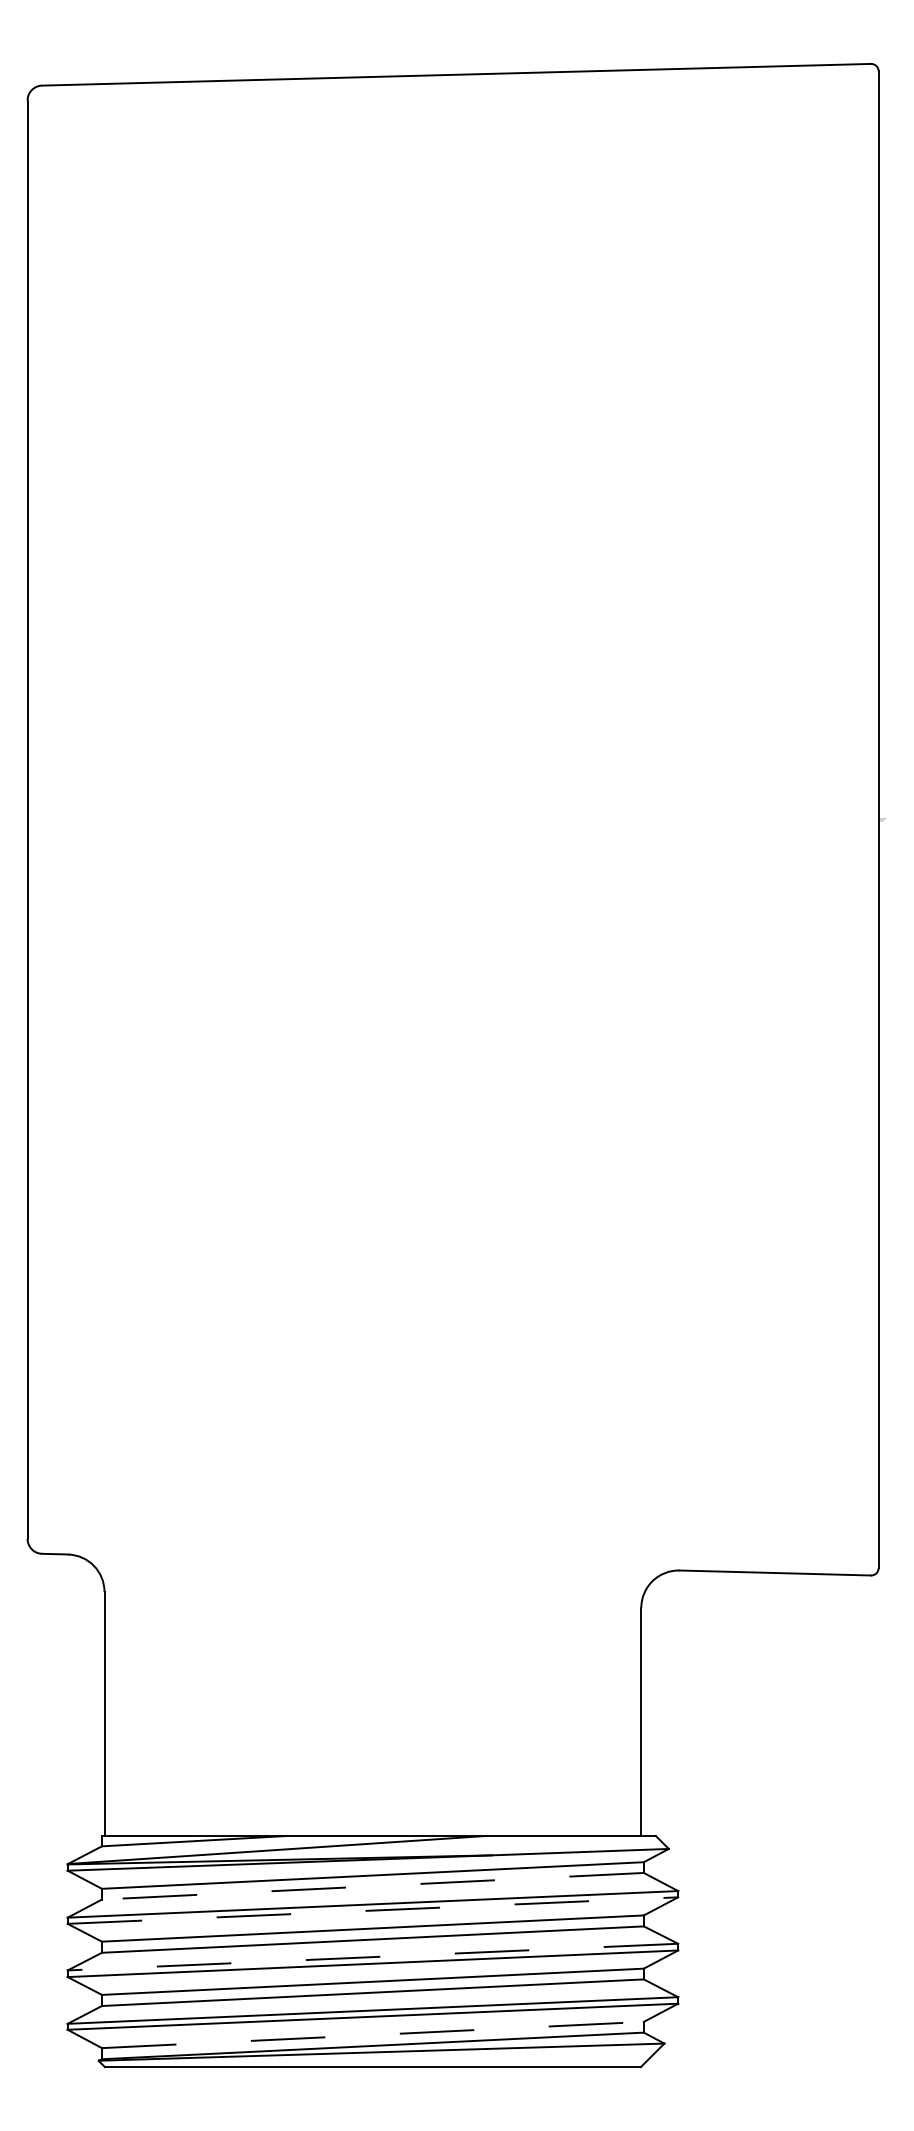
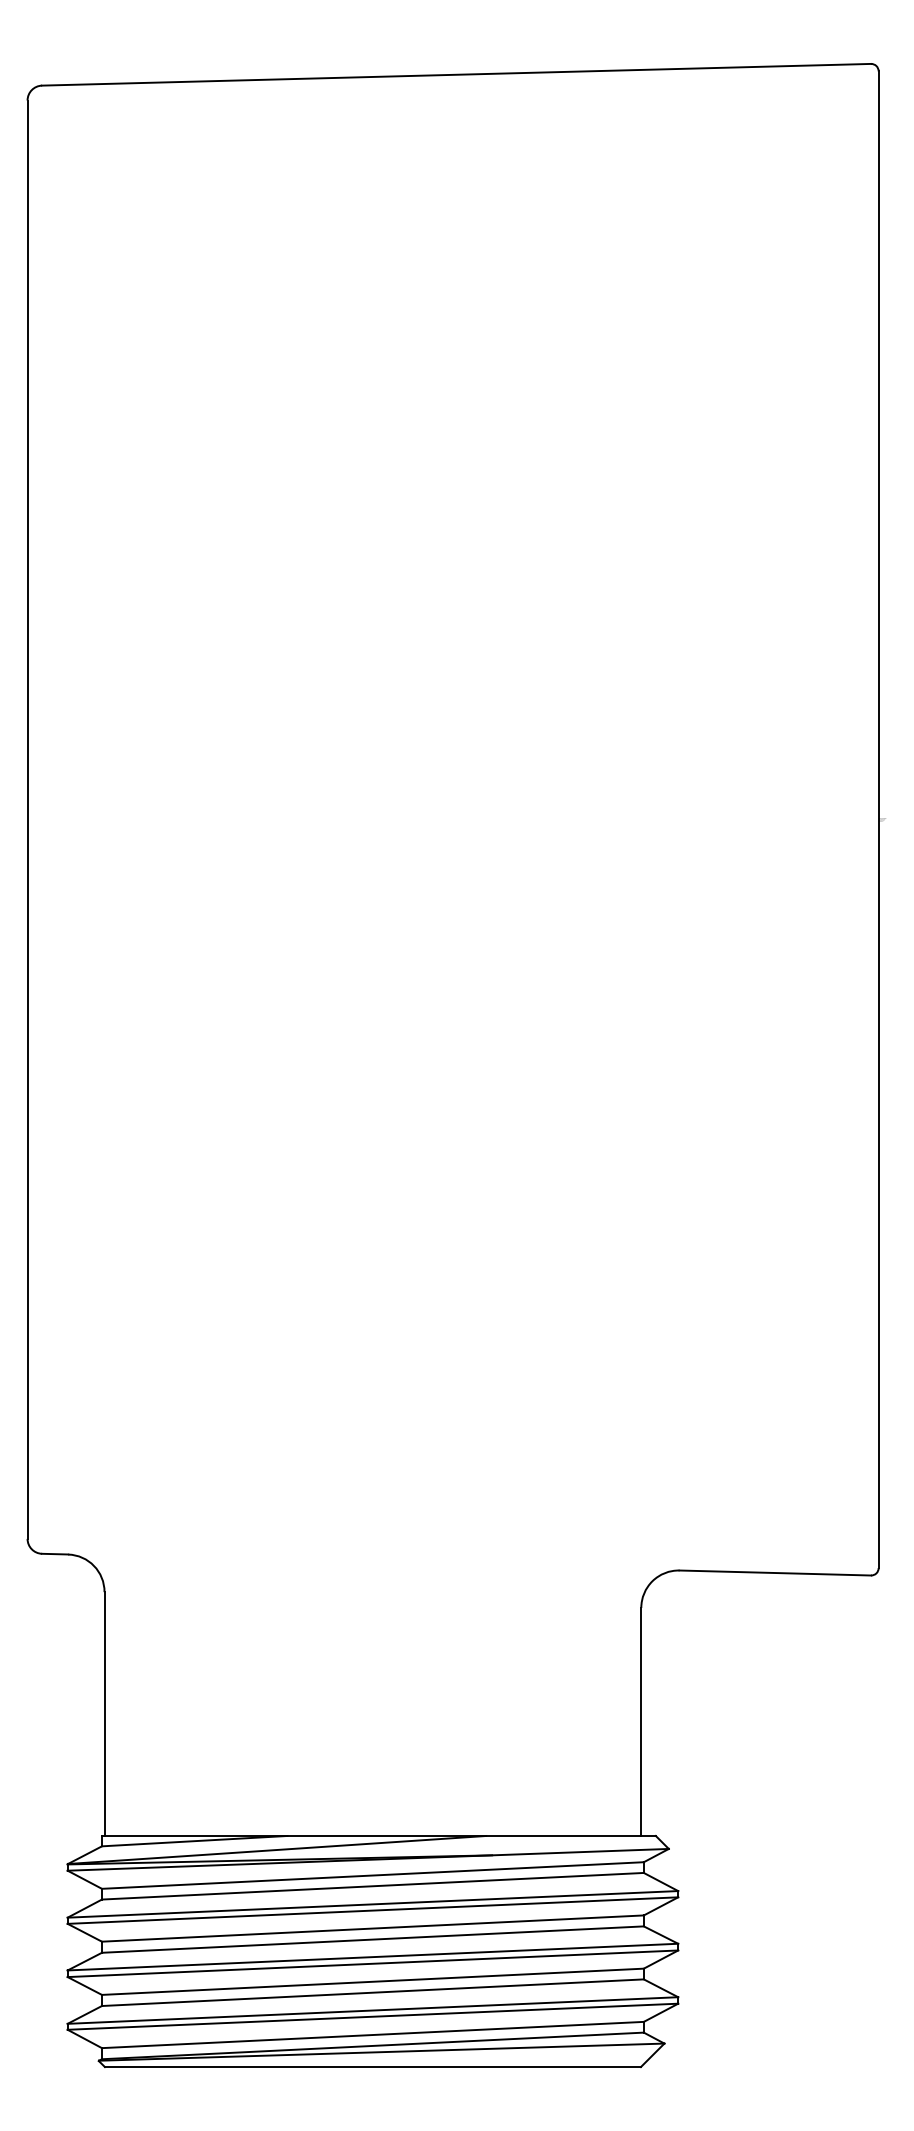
line: dashed -> solid (372, 1886)
line: dashed -> solid (372, 1910)
line: dashed -> solid (372, 1957)
line: dashed -> solid (373, 2034)
